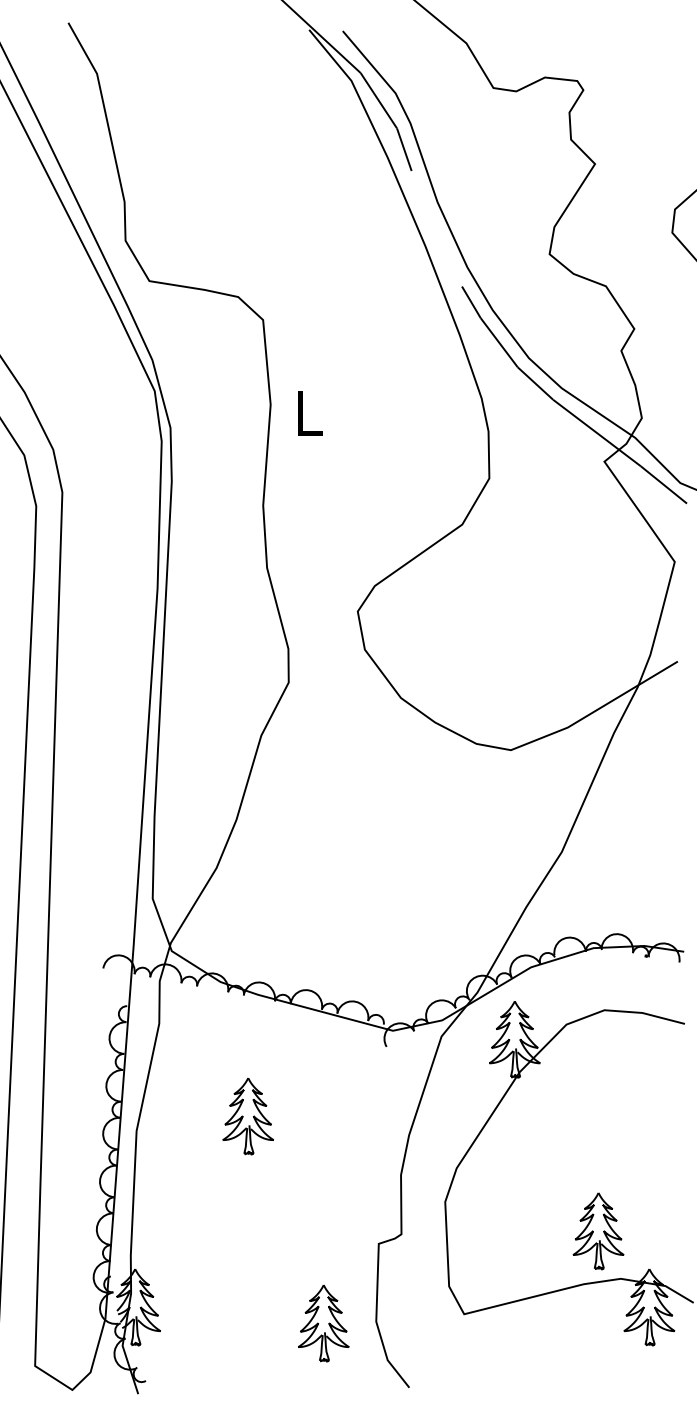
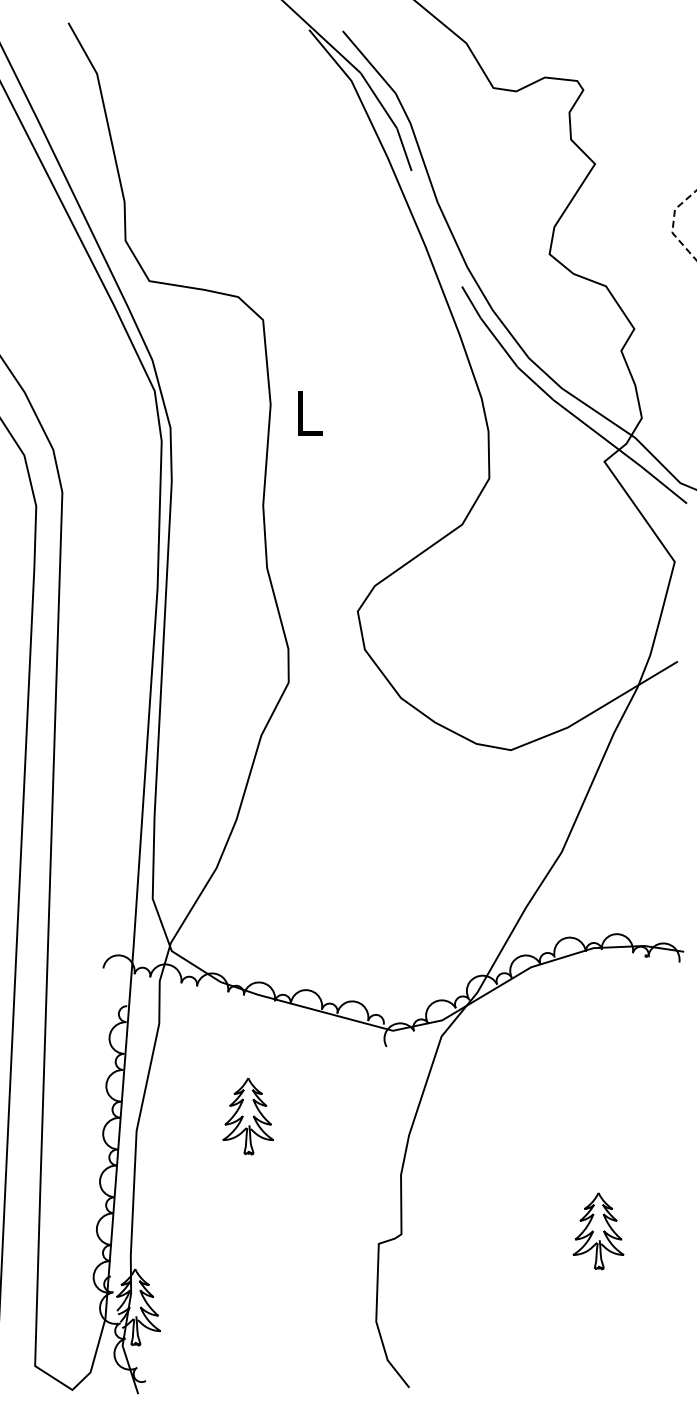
line: solid -> dashed (673, 225)
part: present -> none (489, 1120)
part: present -> none (323, 1323)
